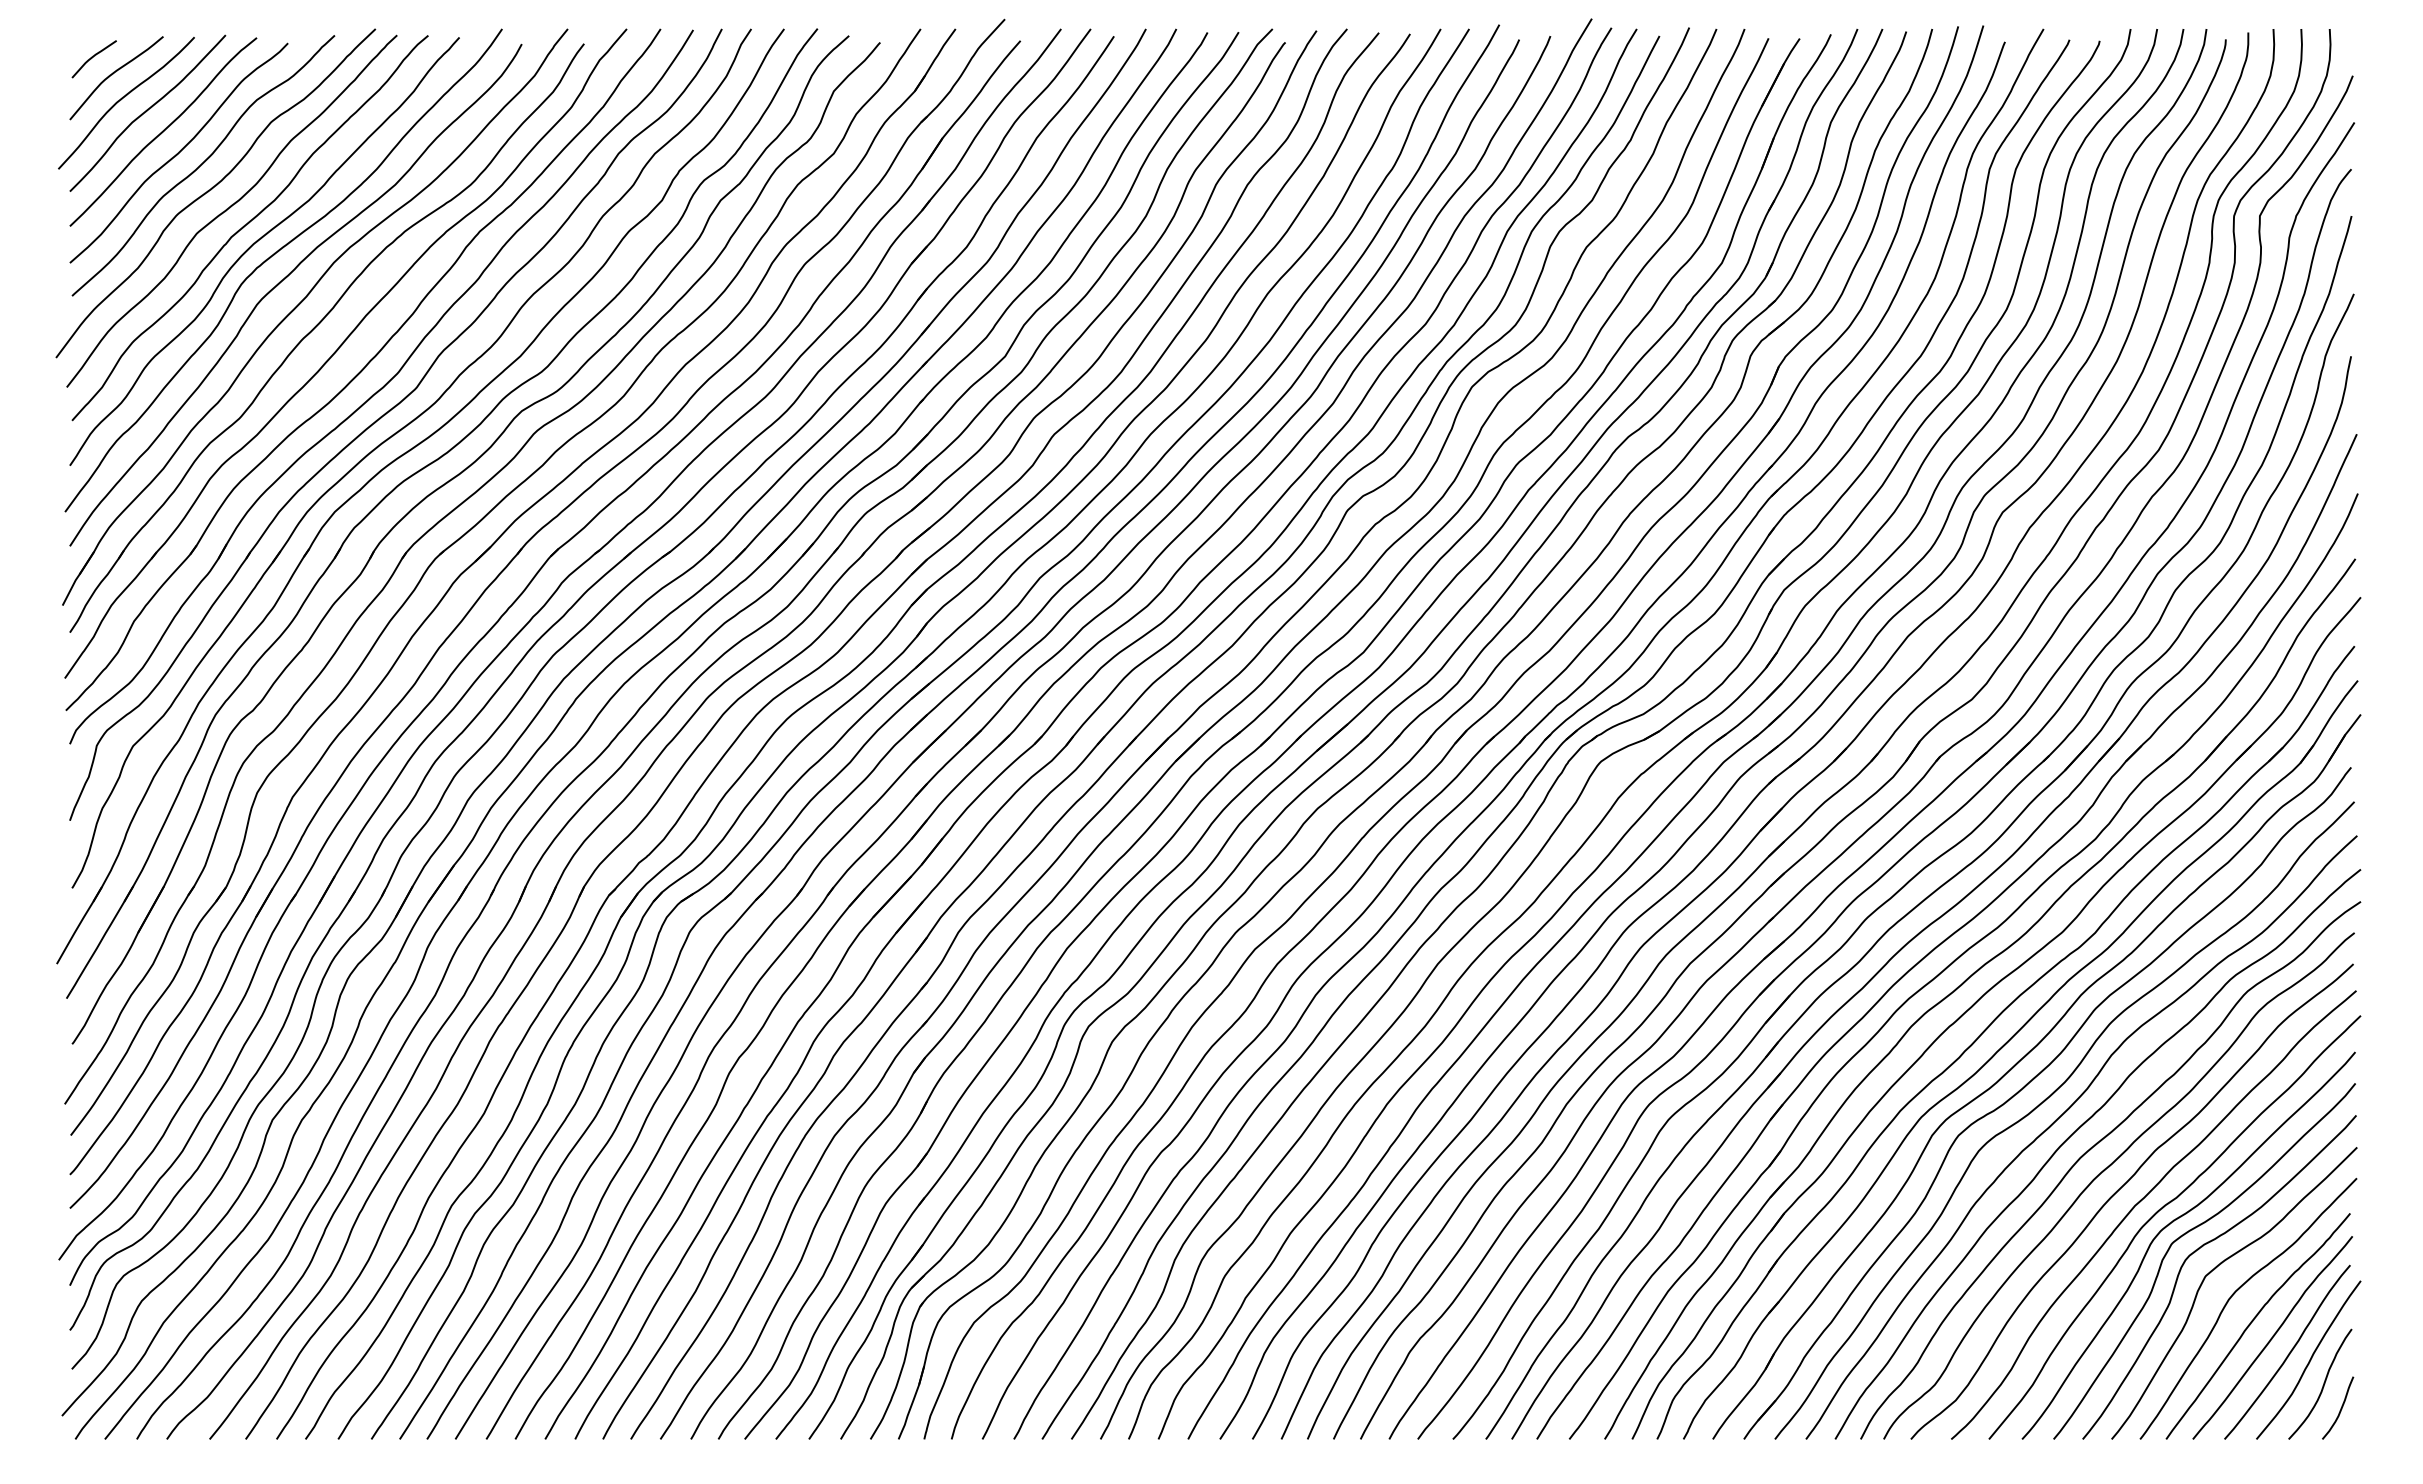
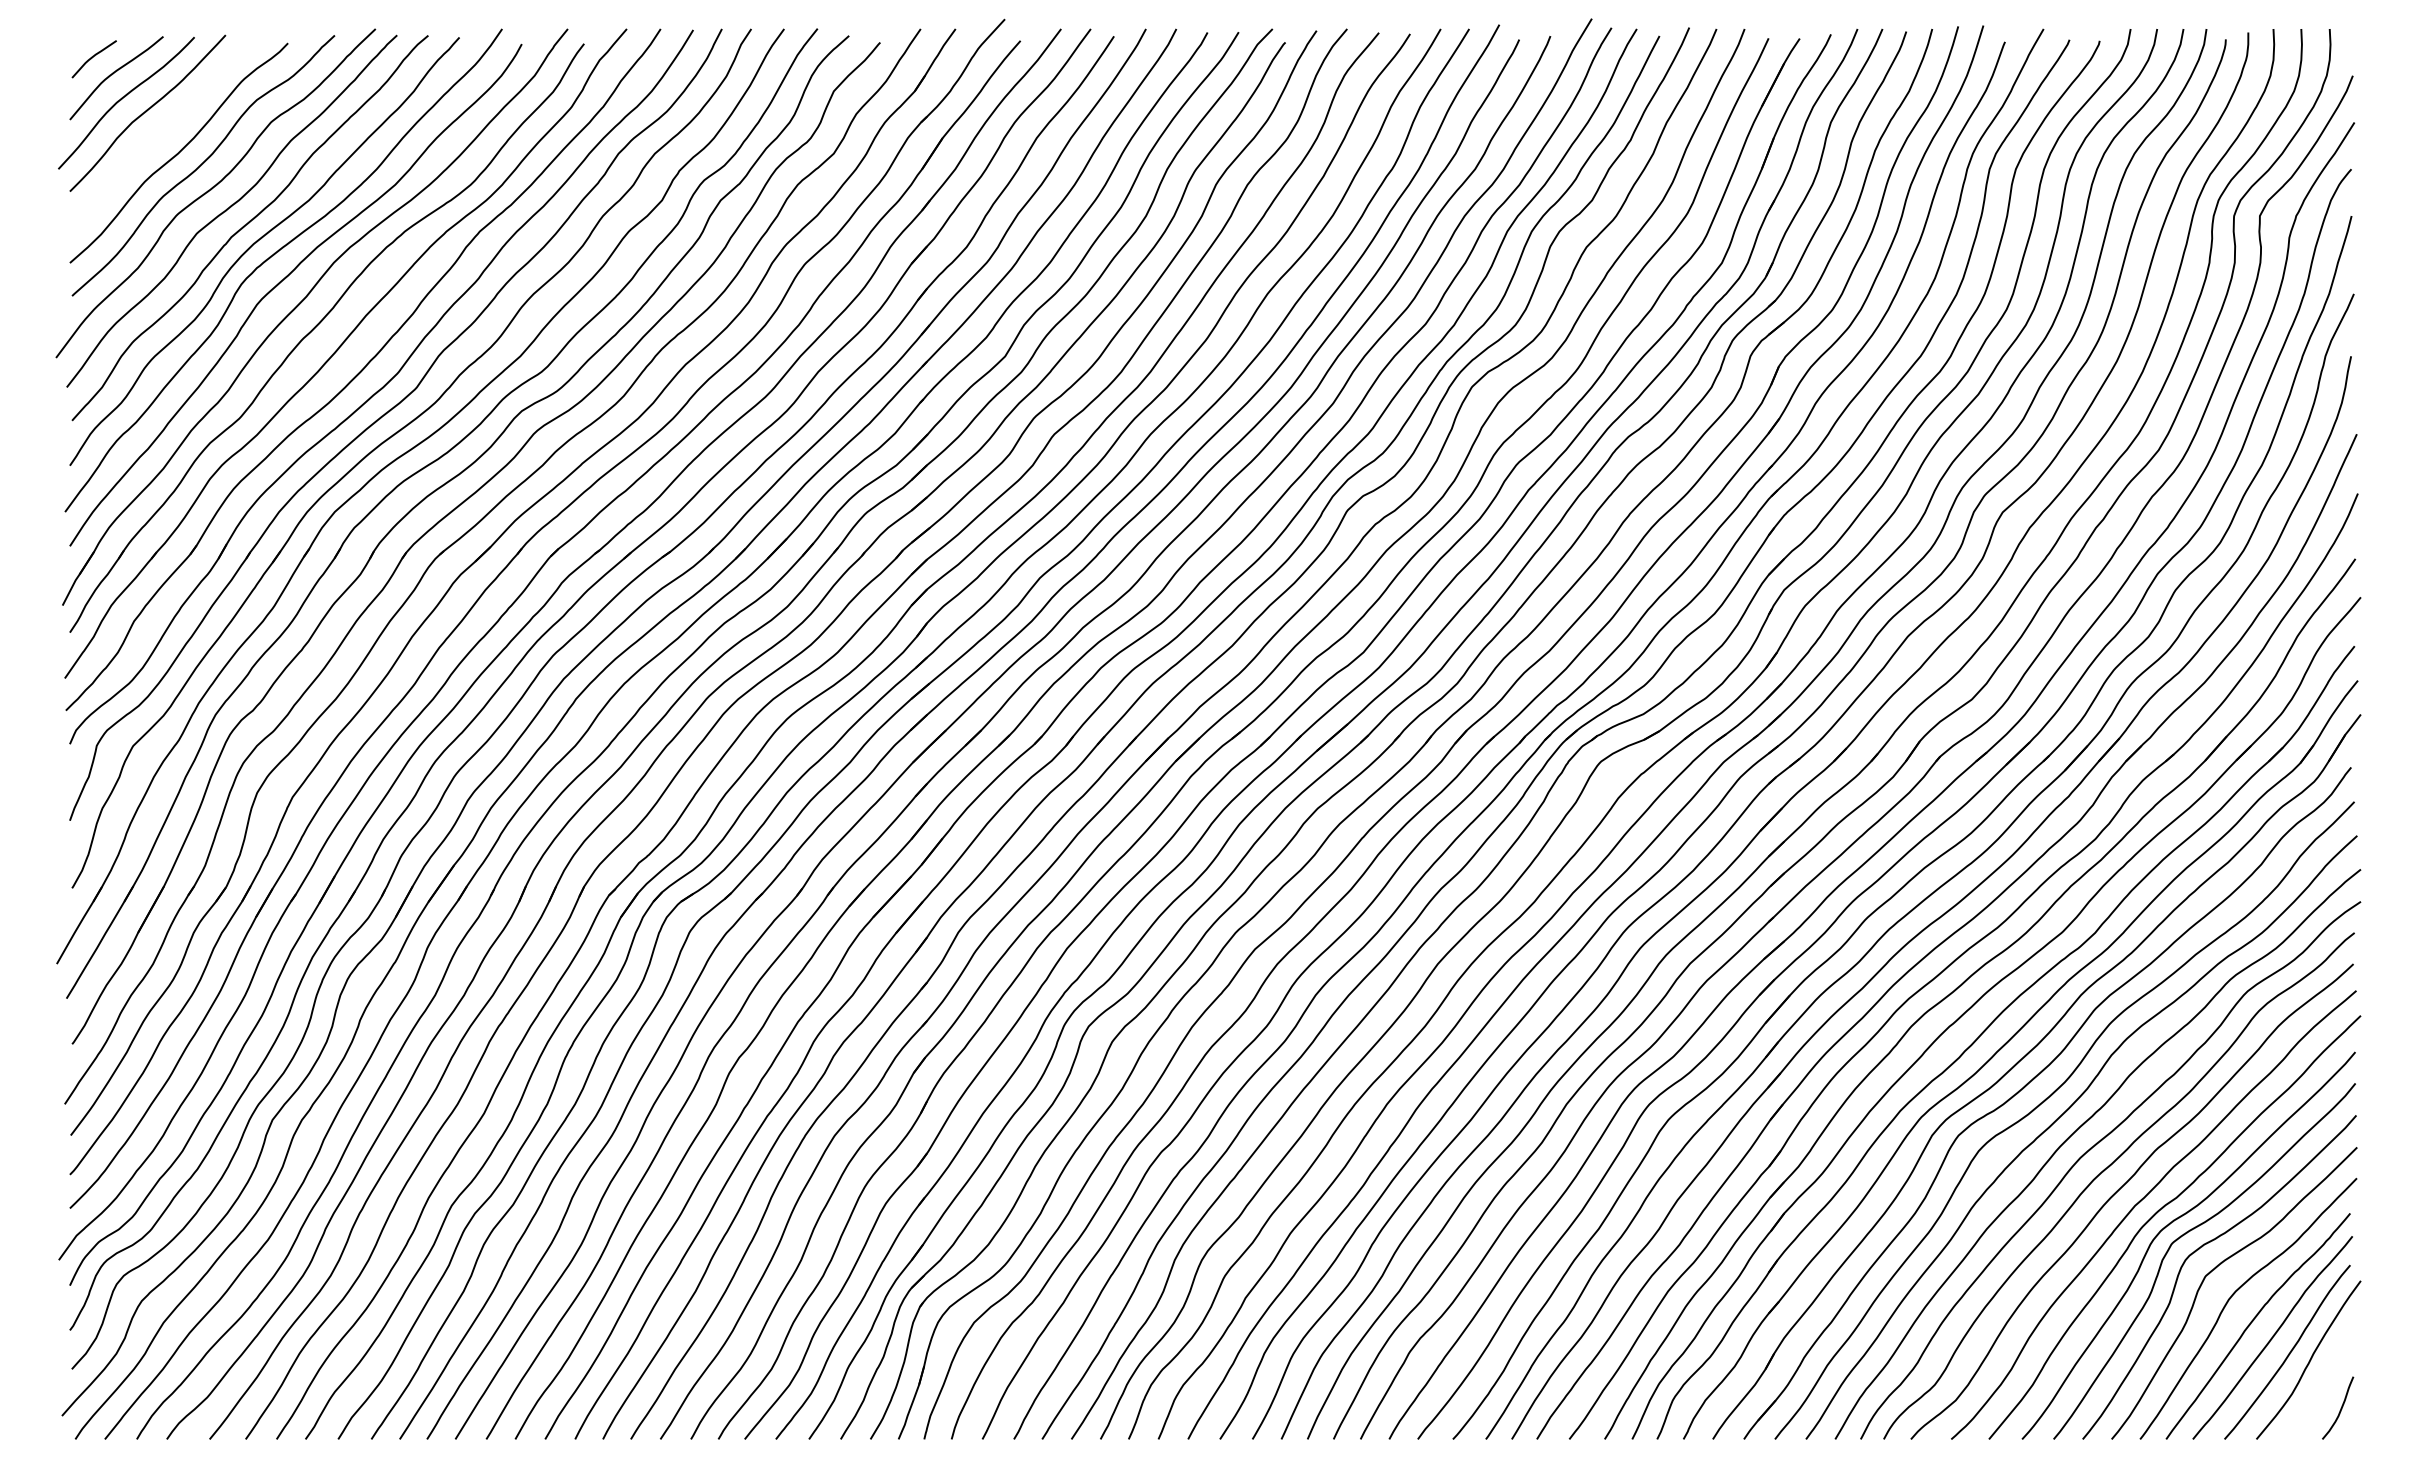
curve: present -> none (163, 131)
curve: present -> none (2322, 1385)
